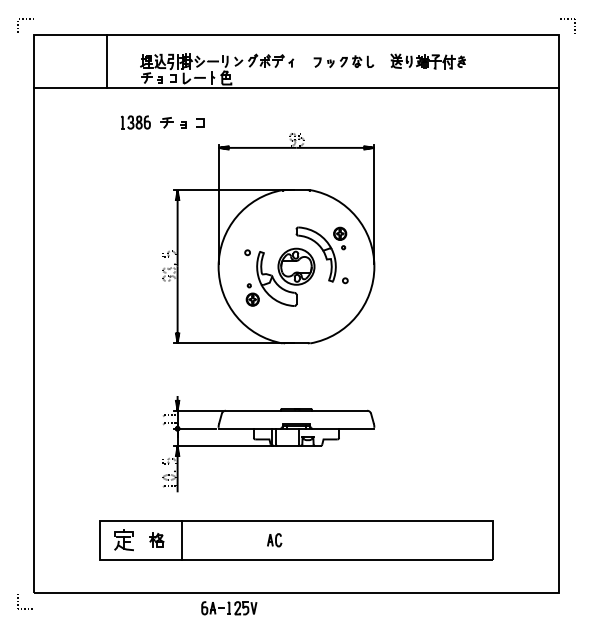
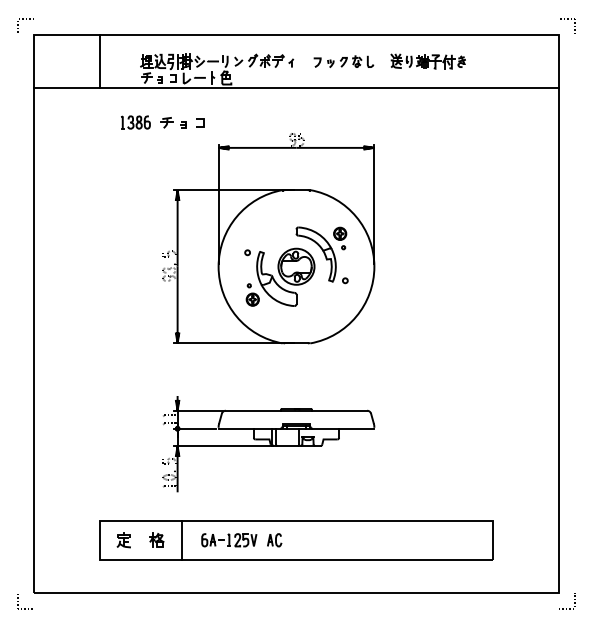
line position: (106, 61) -> (99, 61) (99, 61)
part size: 20x23 px -> 15x17 px (123, 540)
line: none -> present (574, 602)
part position: (229, 608) -> (229, 540) (229, 540)
